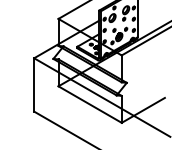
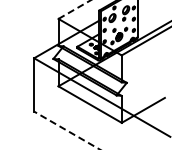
line: solid -> dashed (74, 9)
line: solid -> dashed (66, 130)
